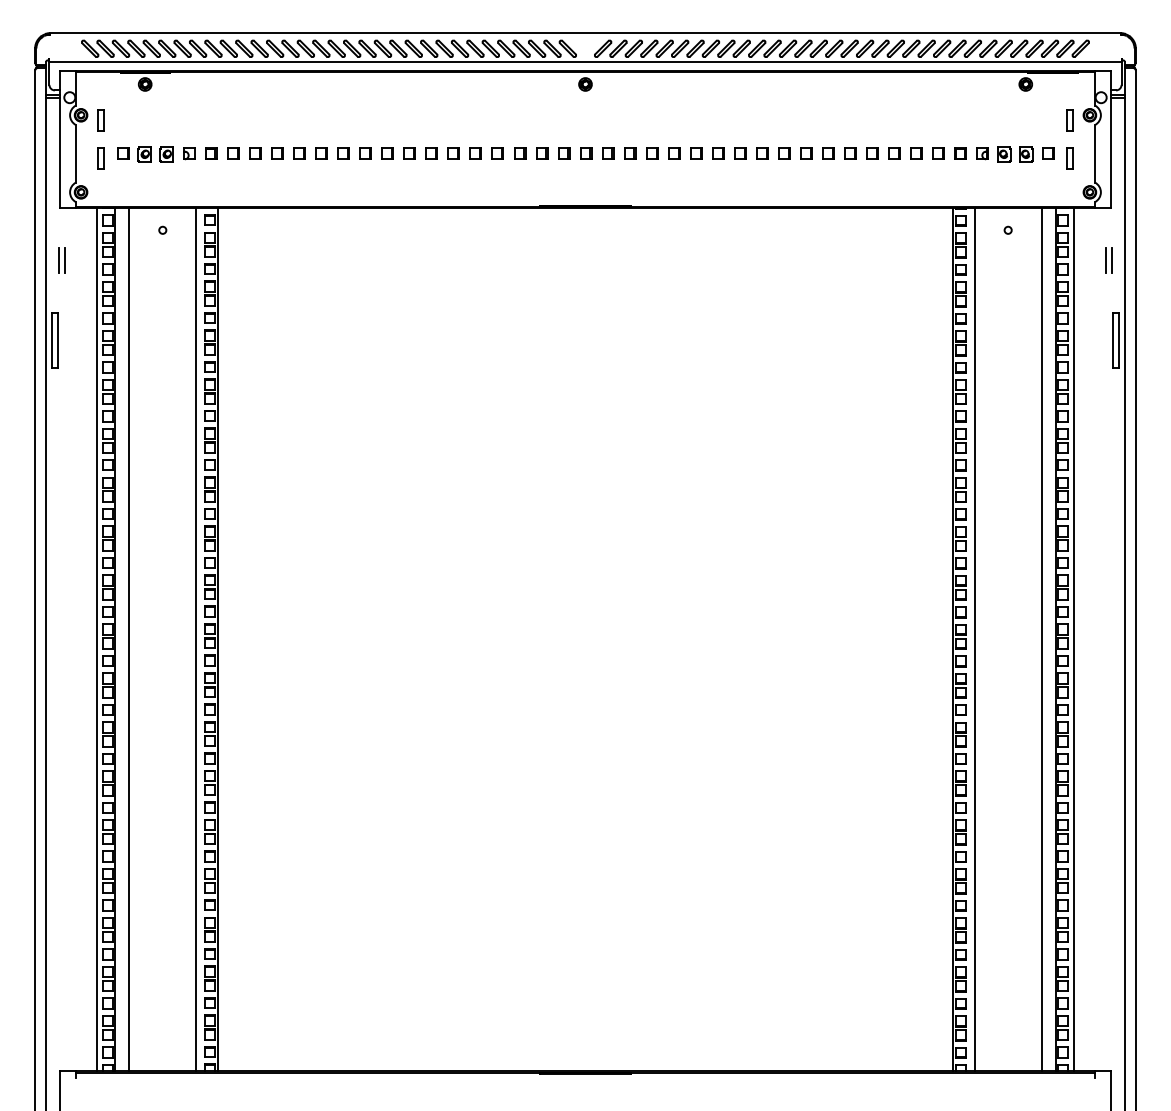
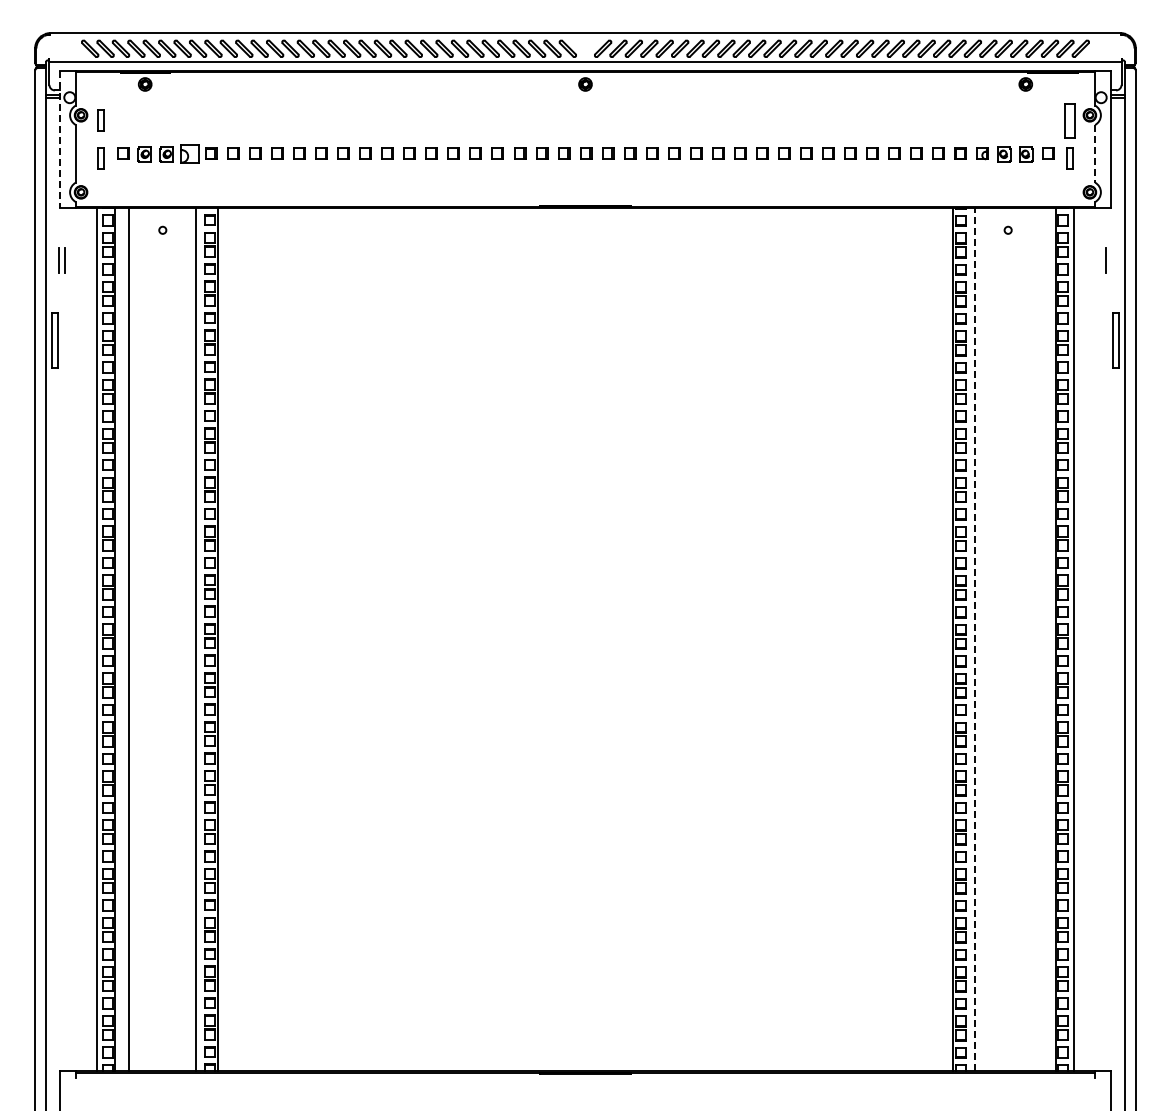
part size: 8x23 px -> 12x36 px (1069, 120)
line: solid -> dashed (59, 139)
part size: 13x14 px -> 20x20 px (189, 153)
line: solid -> dashed (1095, 153)
line: present -> none (1112, 260)
line: solid -> dashed (974, 639)
line: present -> none (1041, 639)
